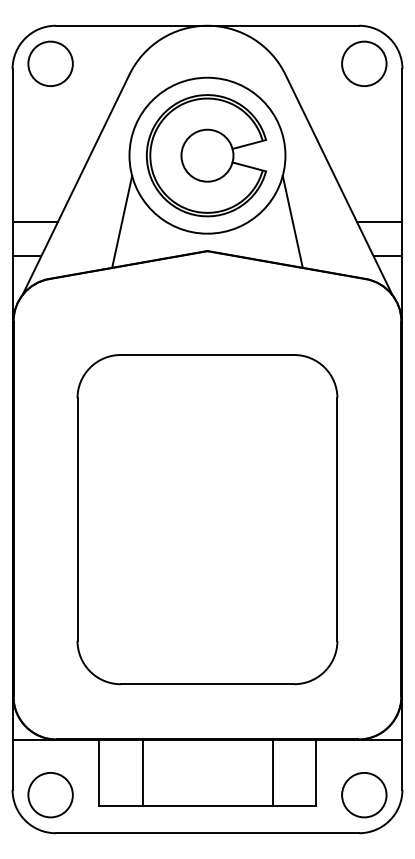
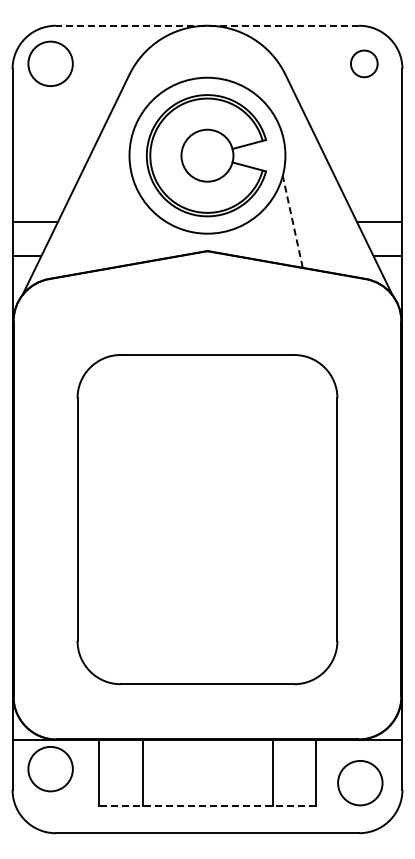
line: solid -> dashed (207, 25)
circle diameter: 44 px -> 27 px (363, 63)
line: present -> none (122, 221)
line: solid -> dashed (292, 221)
circle position: (50, 795) -> (50, 769) (50, 769)
circle position: (364, 795) -> (360, 783) (360, 783)
line: solid -> dashed (207, 805)
